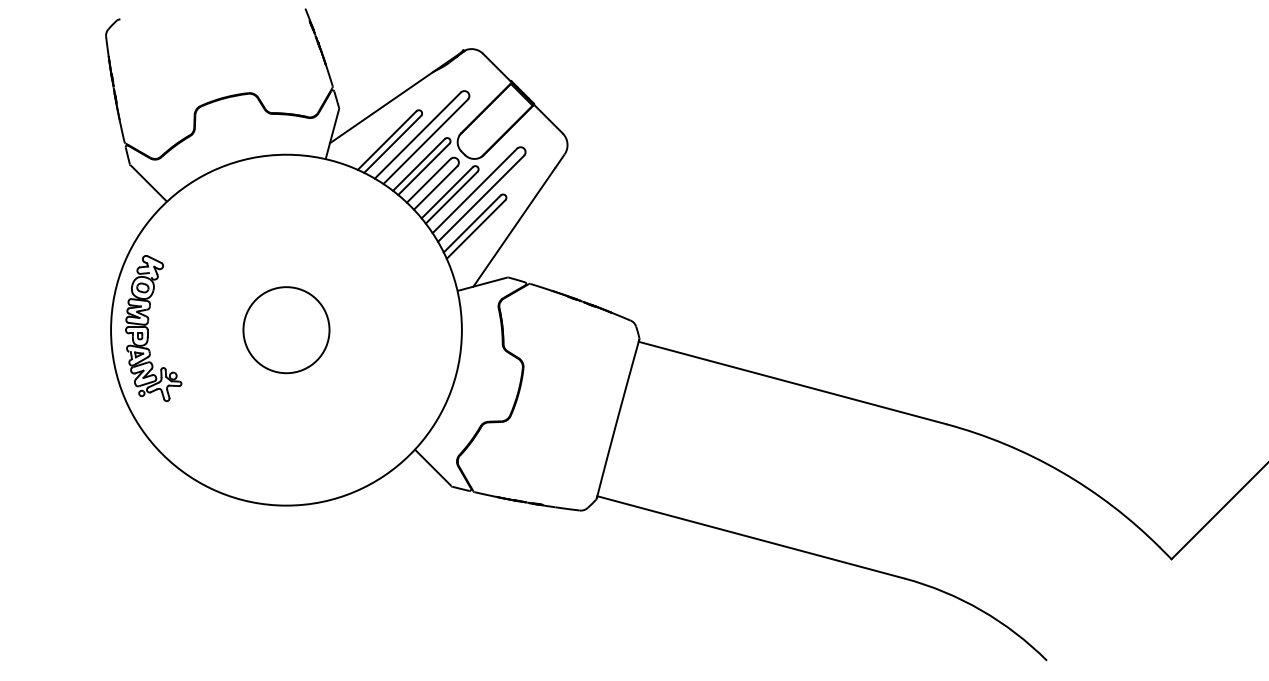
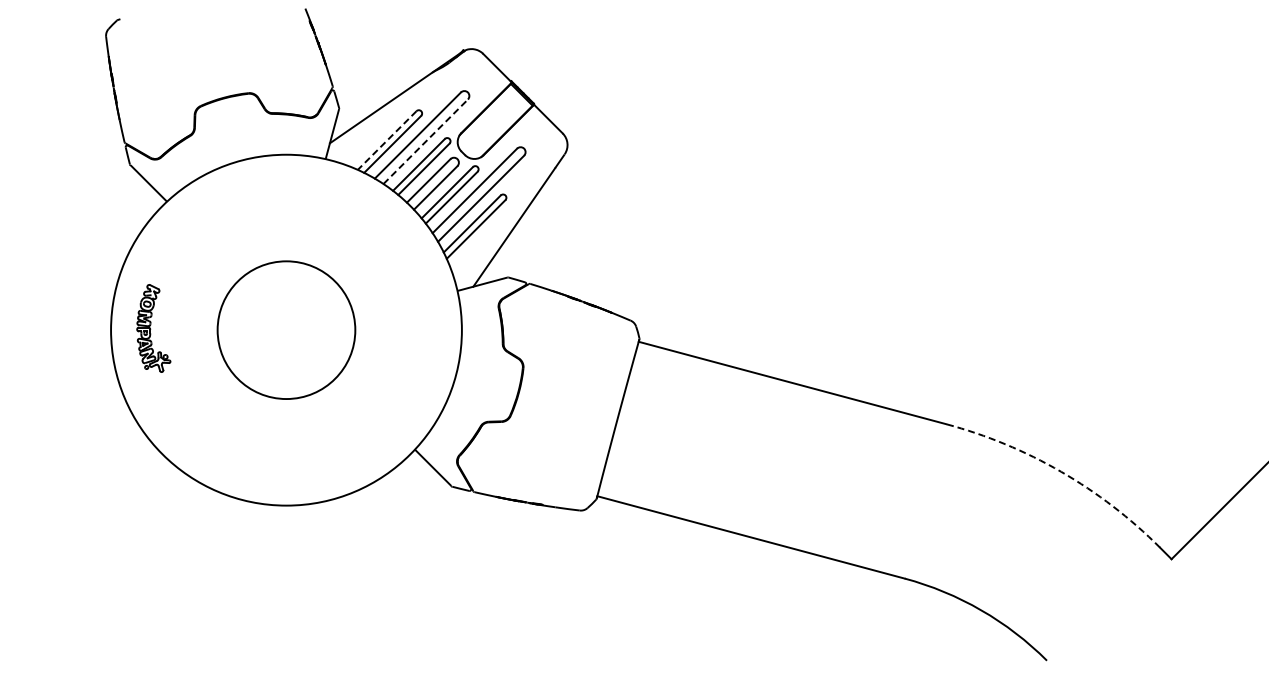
line: solid -> dashed (387, 140)
line: solid -> dashed (425, 141)
part size: 58x147 px -> 36x89 px (153, 328)
circle diameter: 86 px -> 138 px (286, 330)
arc: solid -> dashed (1061, 471)
